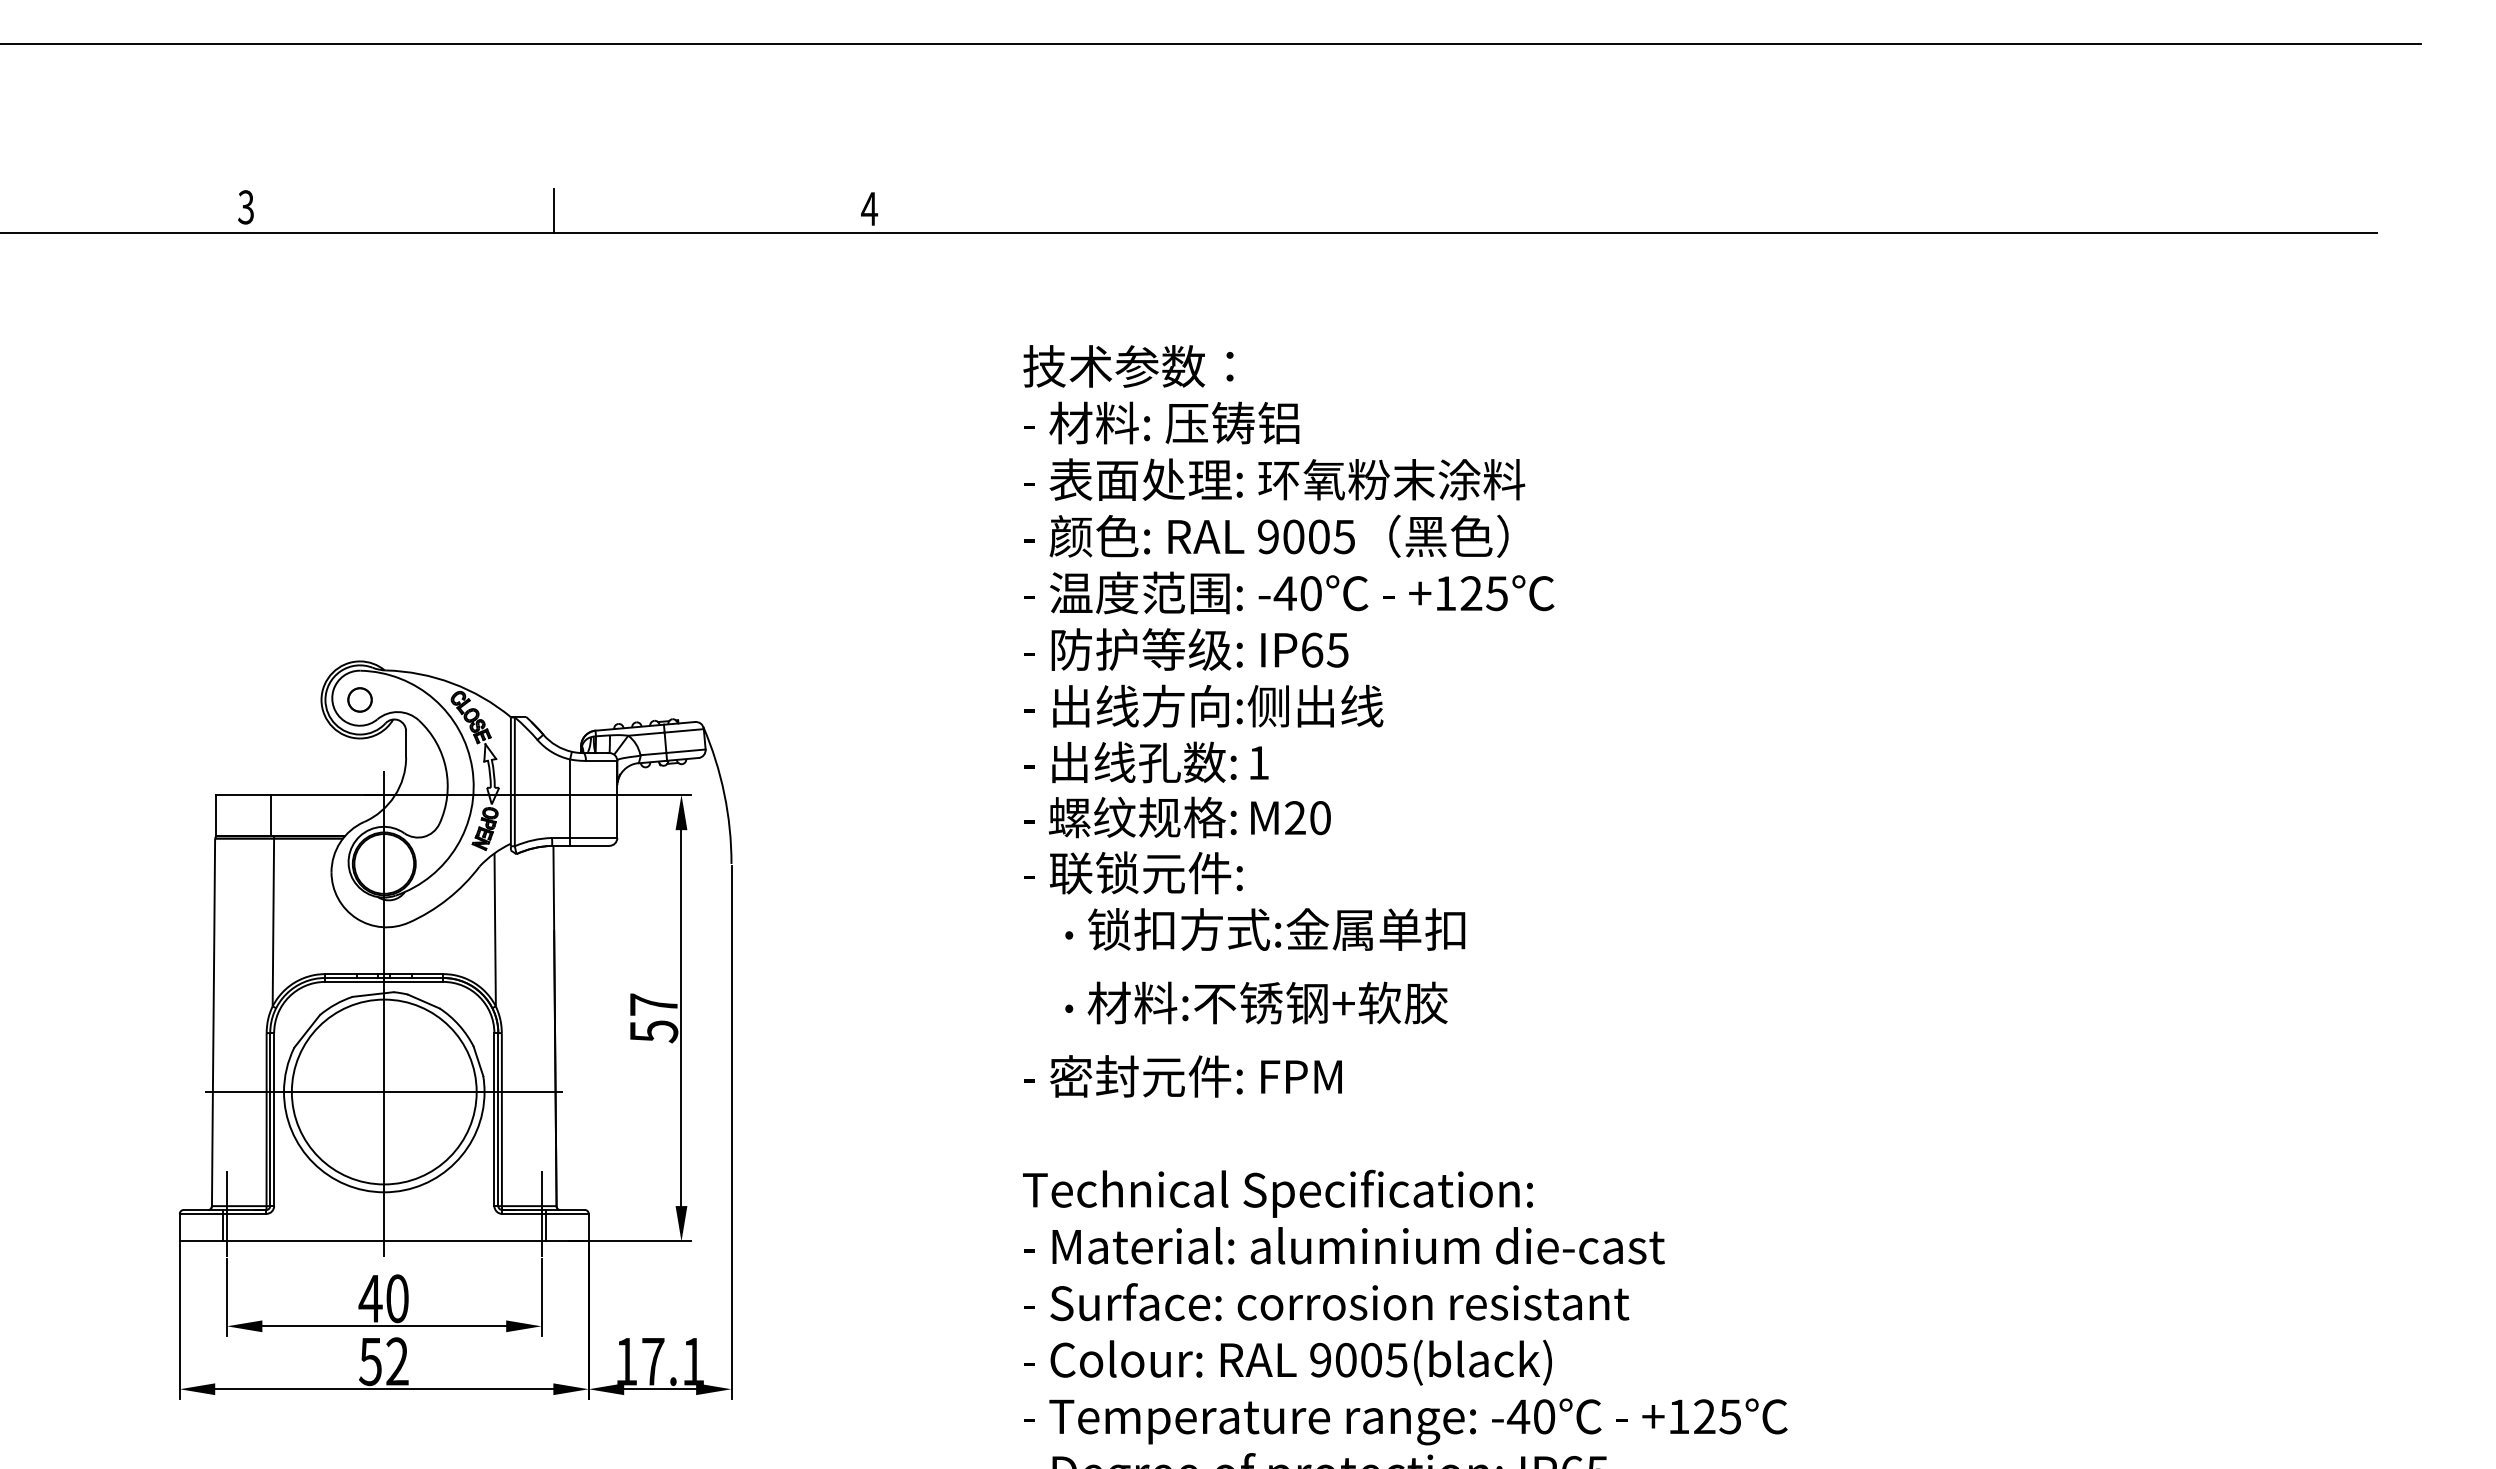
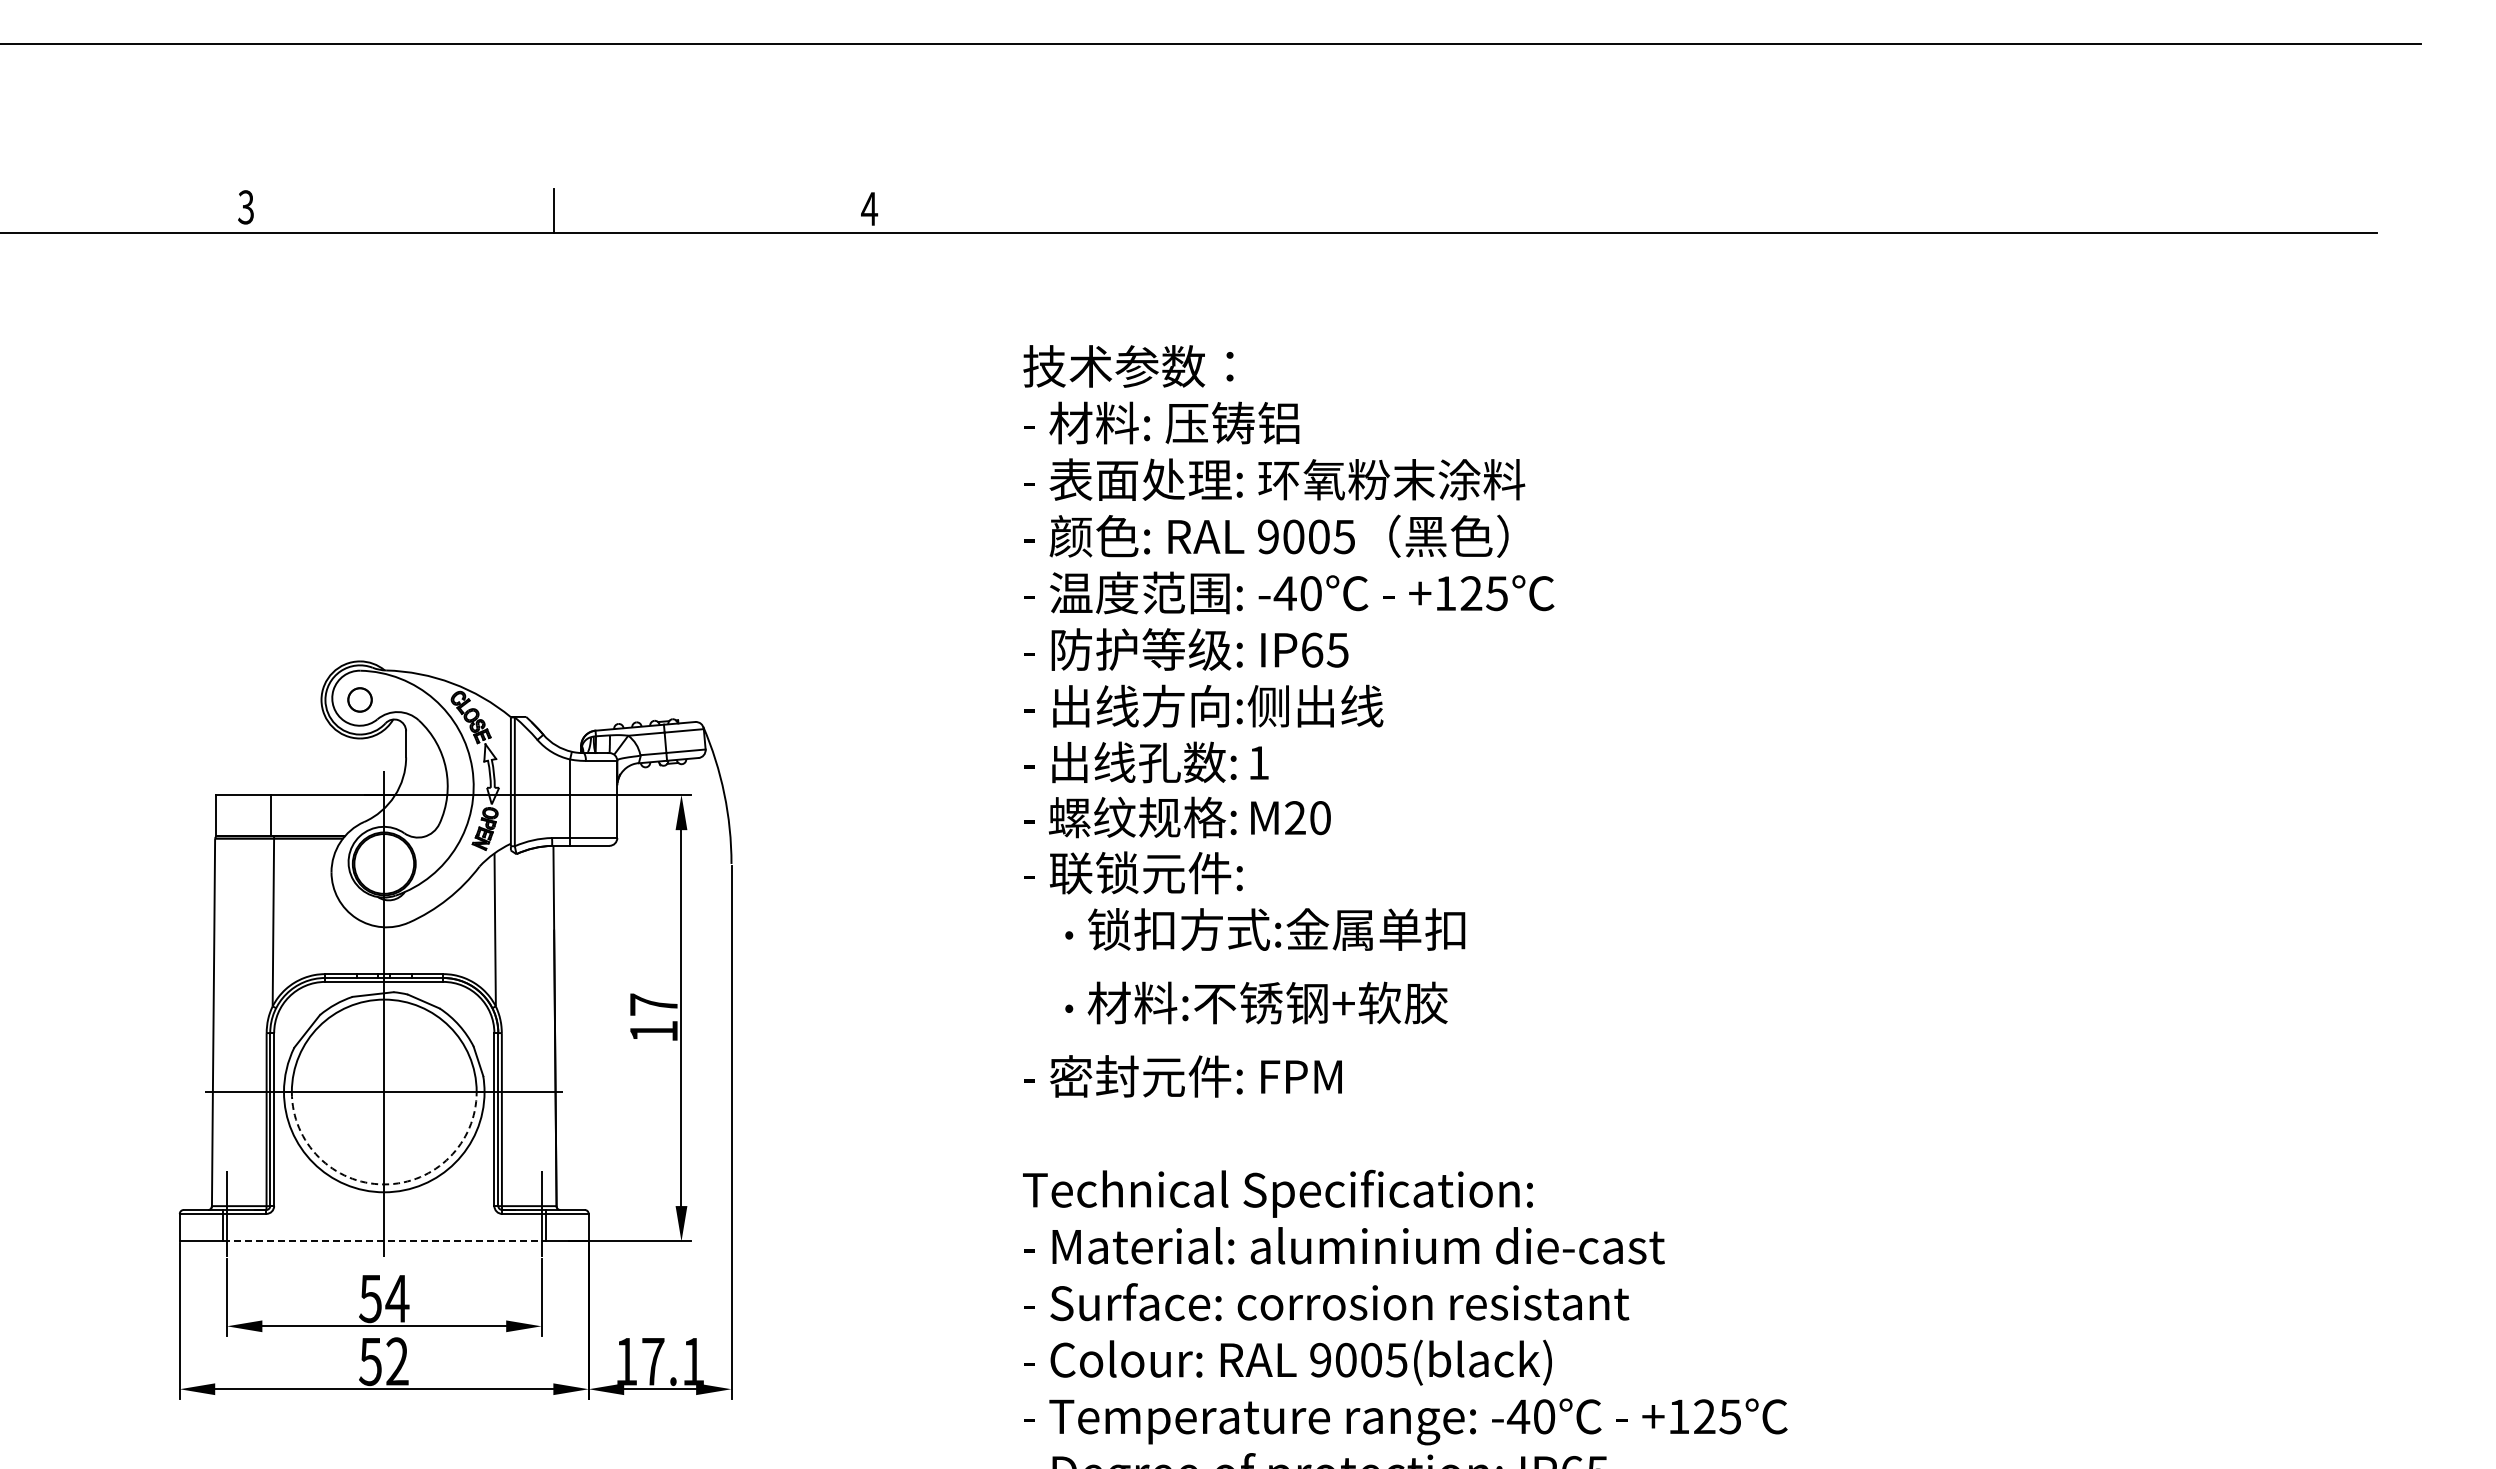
text: 57 -> 17 (654, 1031)
arc: solid -> dashed (384, 1184)
line: solid -> dashed (384, 1241)
text: 40 -> 54 (383, 1298)
